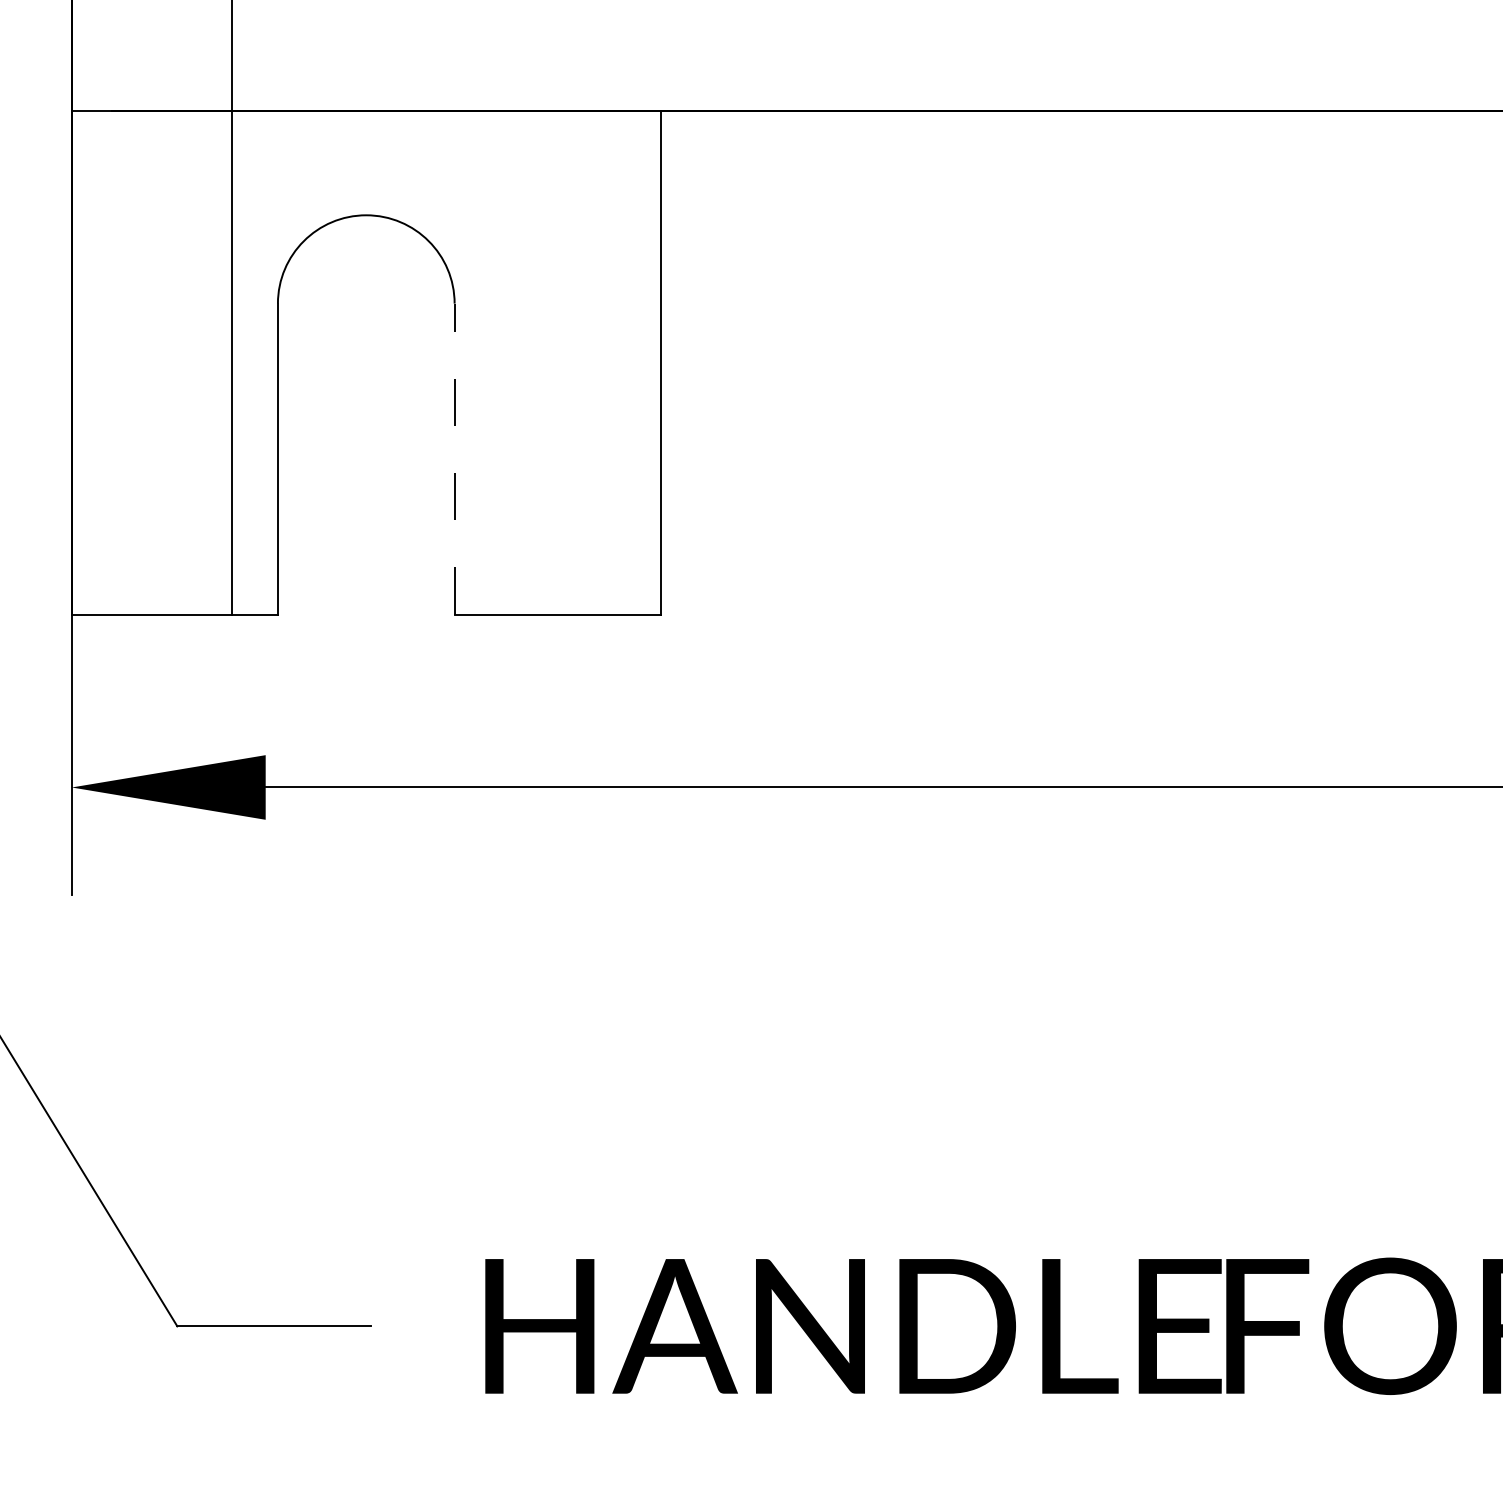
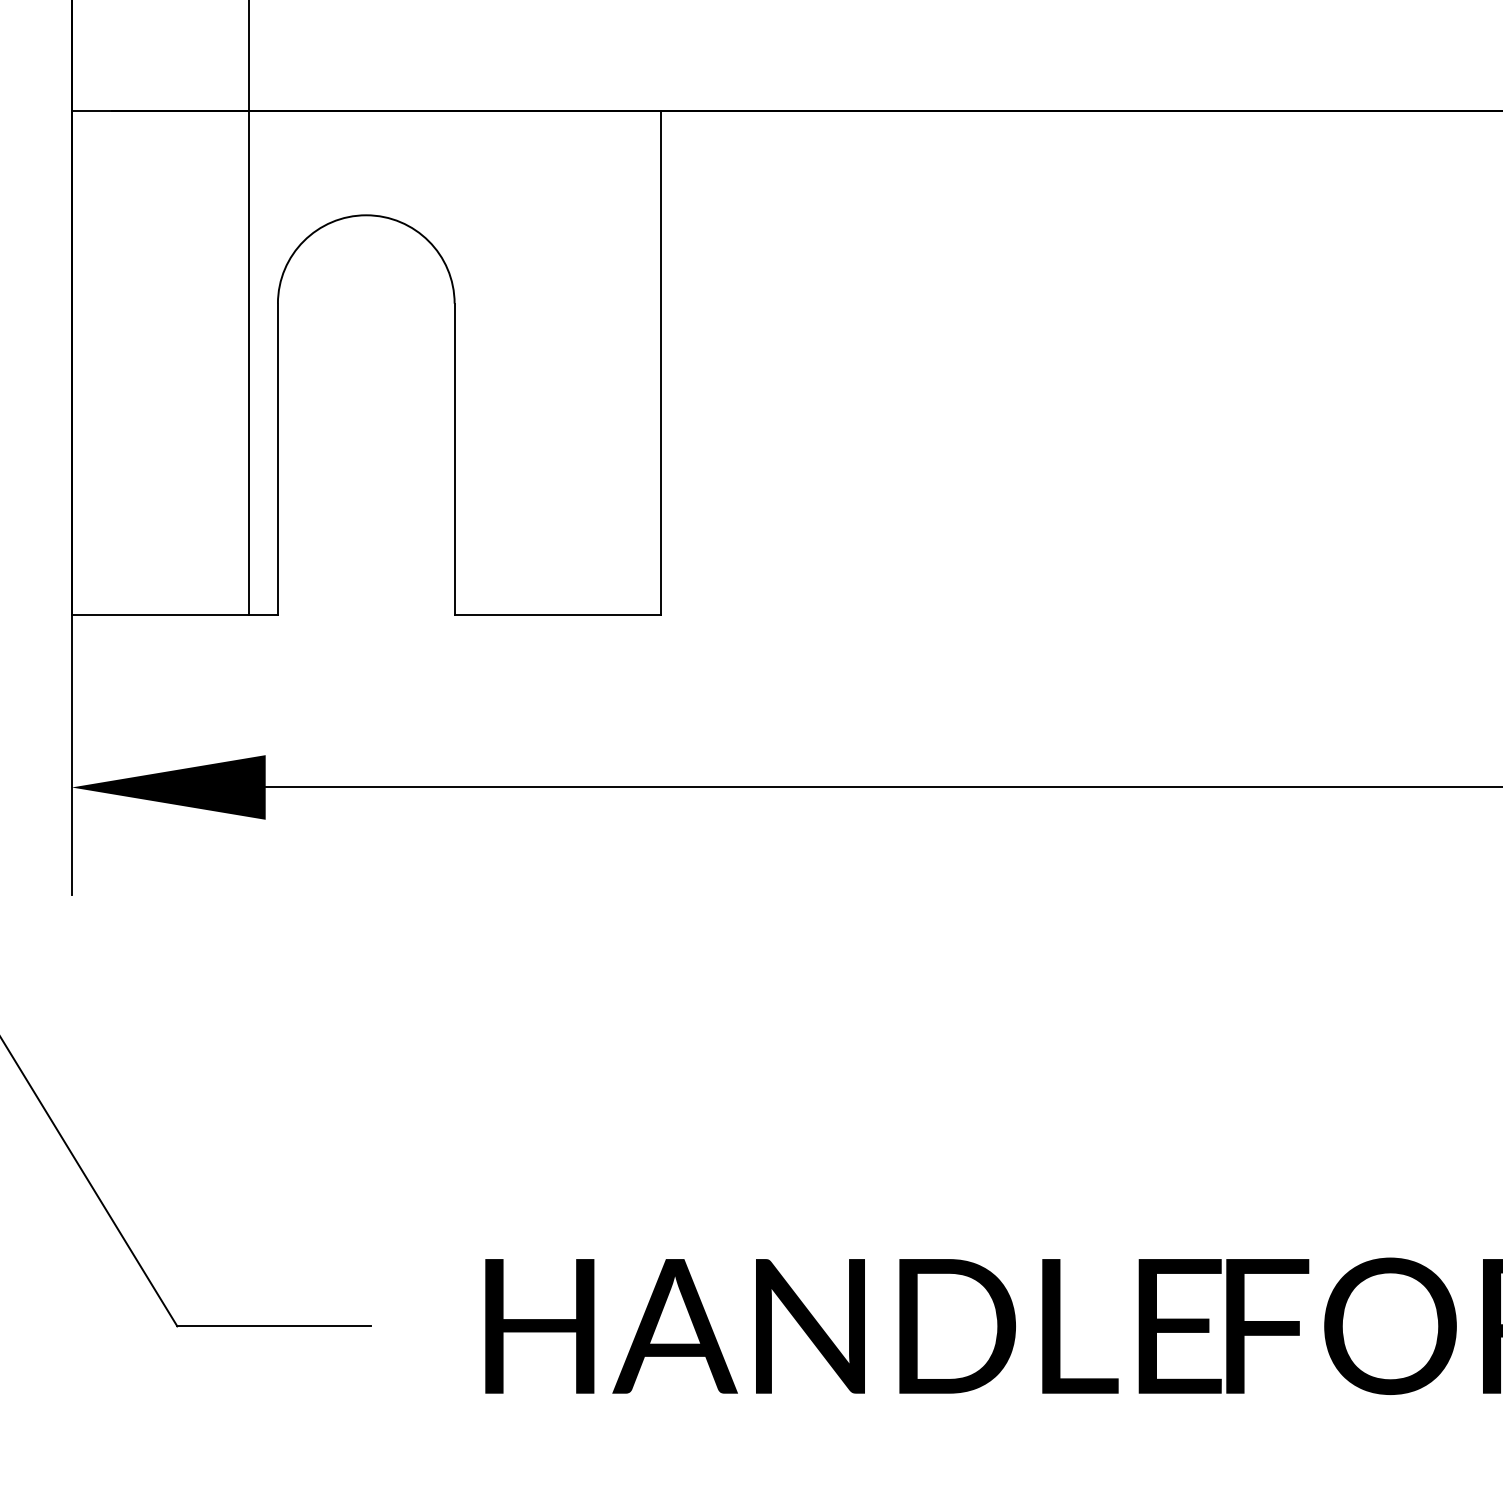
line position: (231, 308) -> (248, 308) (248, 308)
line: dashed -> solid (454, 458)
